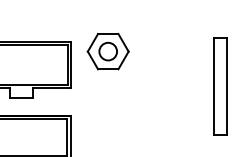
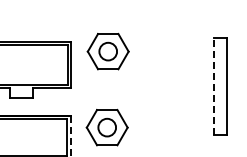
line: solid -> dashed (213, 86)
part: none -> present (106, 127)
line: solid -> dashed (71, 136)
